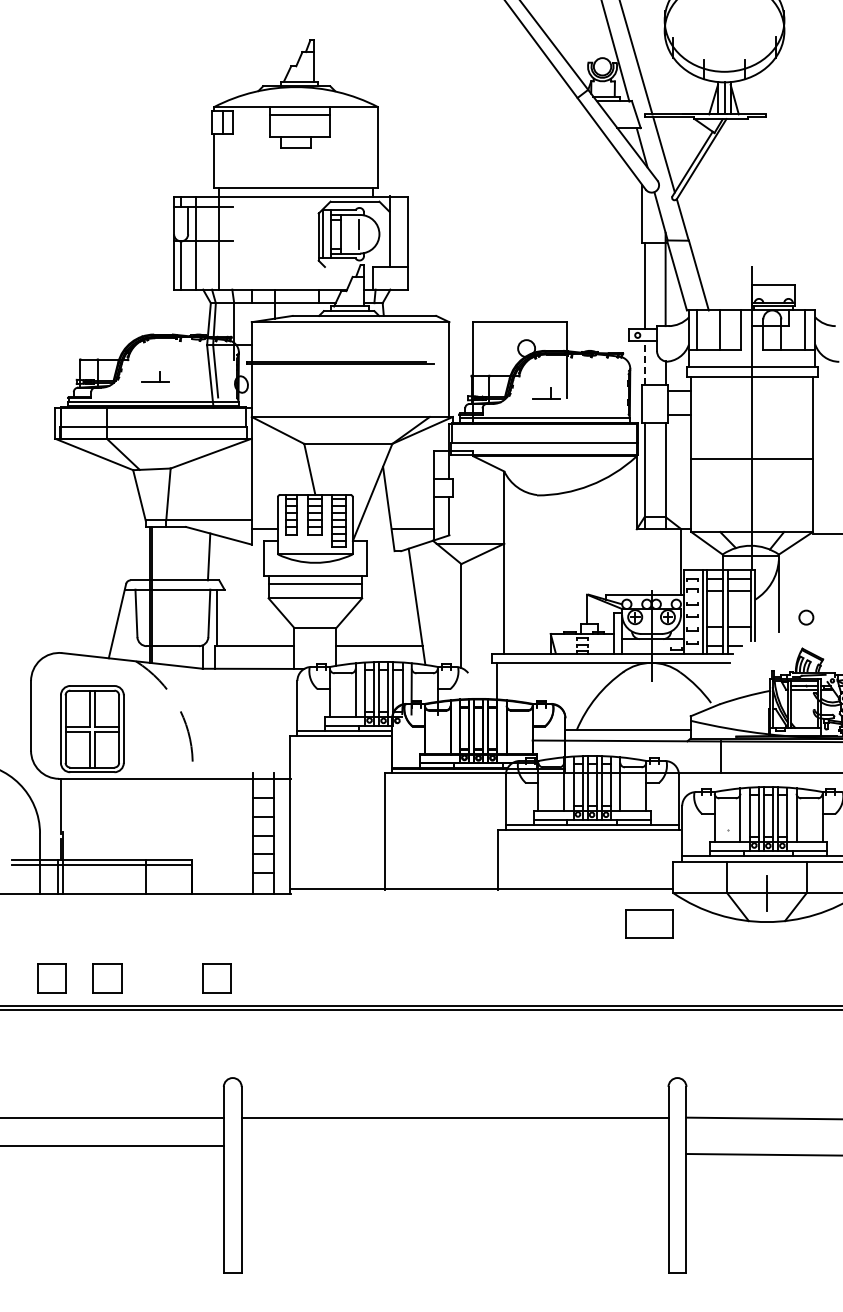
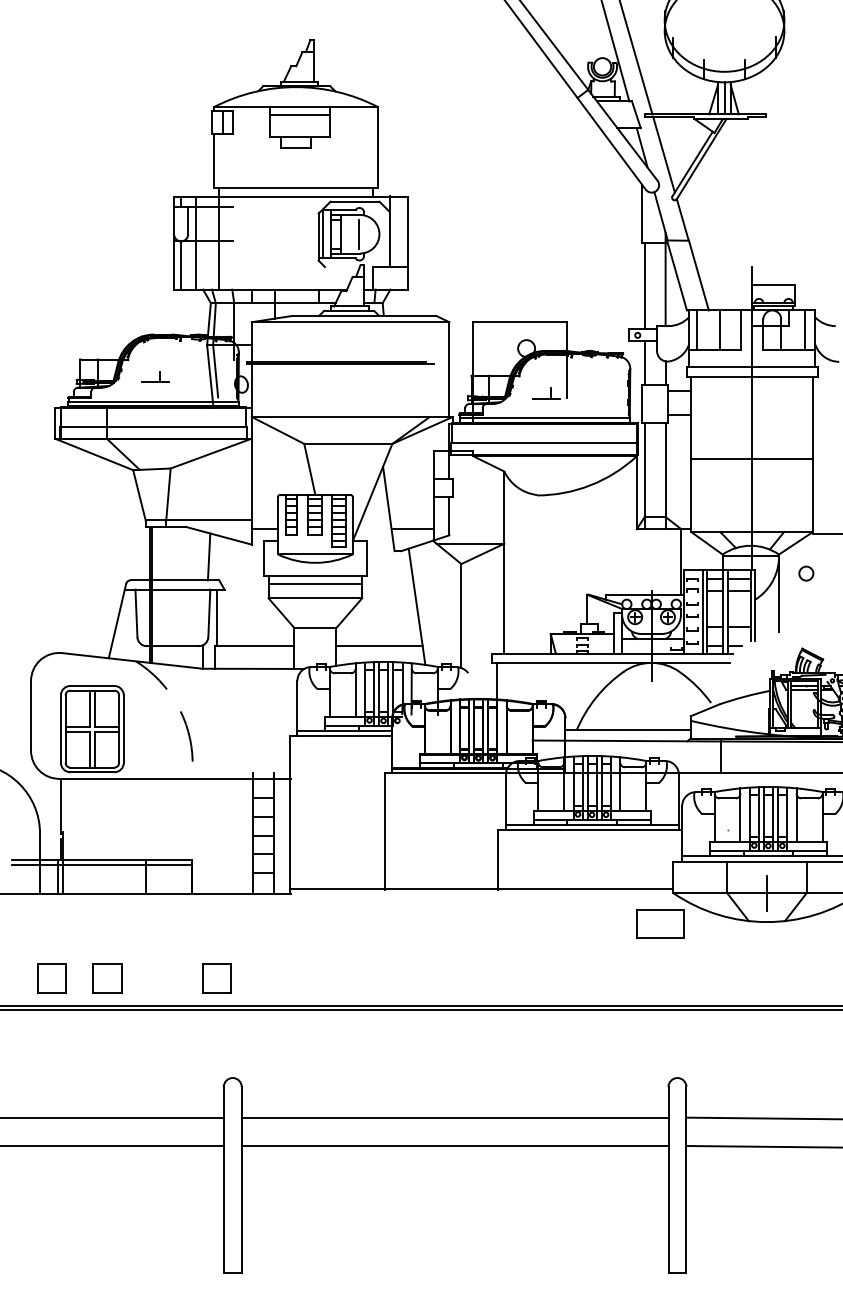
line: dashed -> solid (644, 362)
circle position: (806, 617) -> (806, 573) (806, 573)
part position: (649, 923) -> (660, 923) (660, 923)
line: none -> present (454, 1146)
line position: (762, 1154) -> (762, 1146) (762, 1146)
